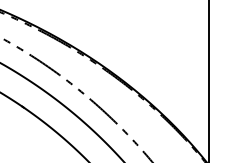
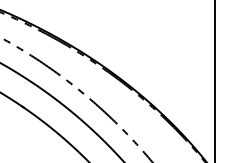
line position: (209, 80) -> (215, 80) (215, 80)
